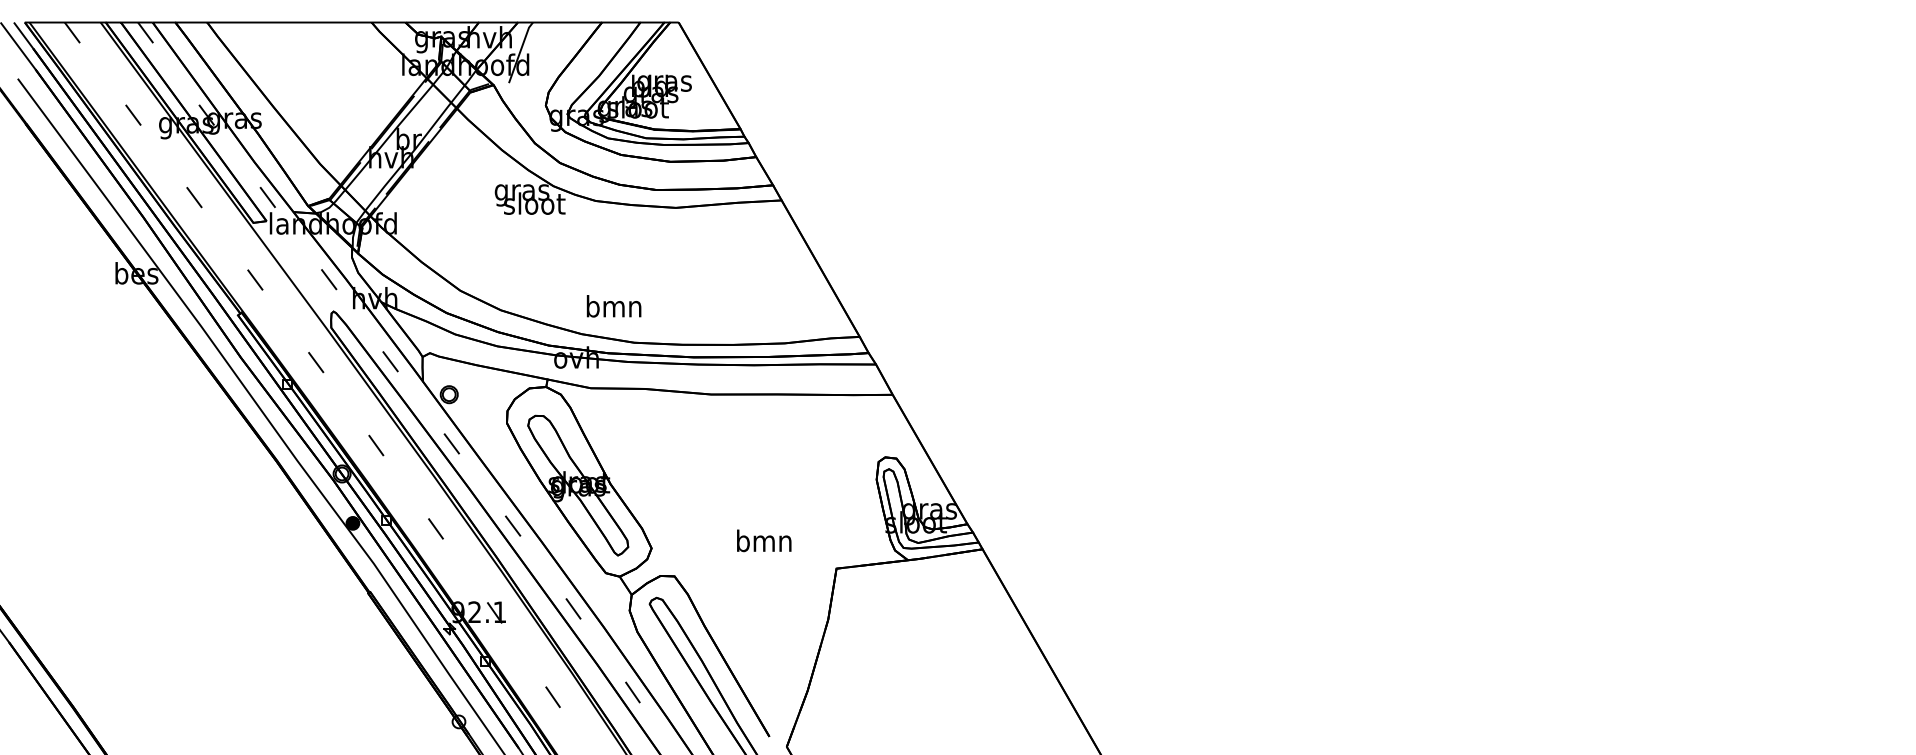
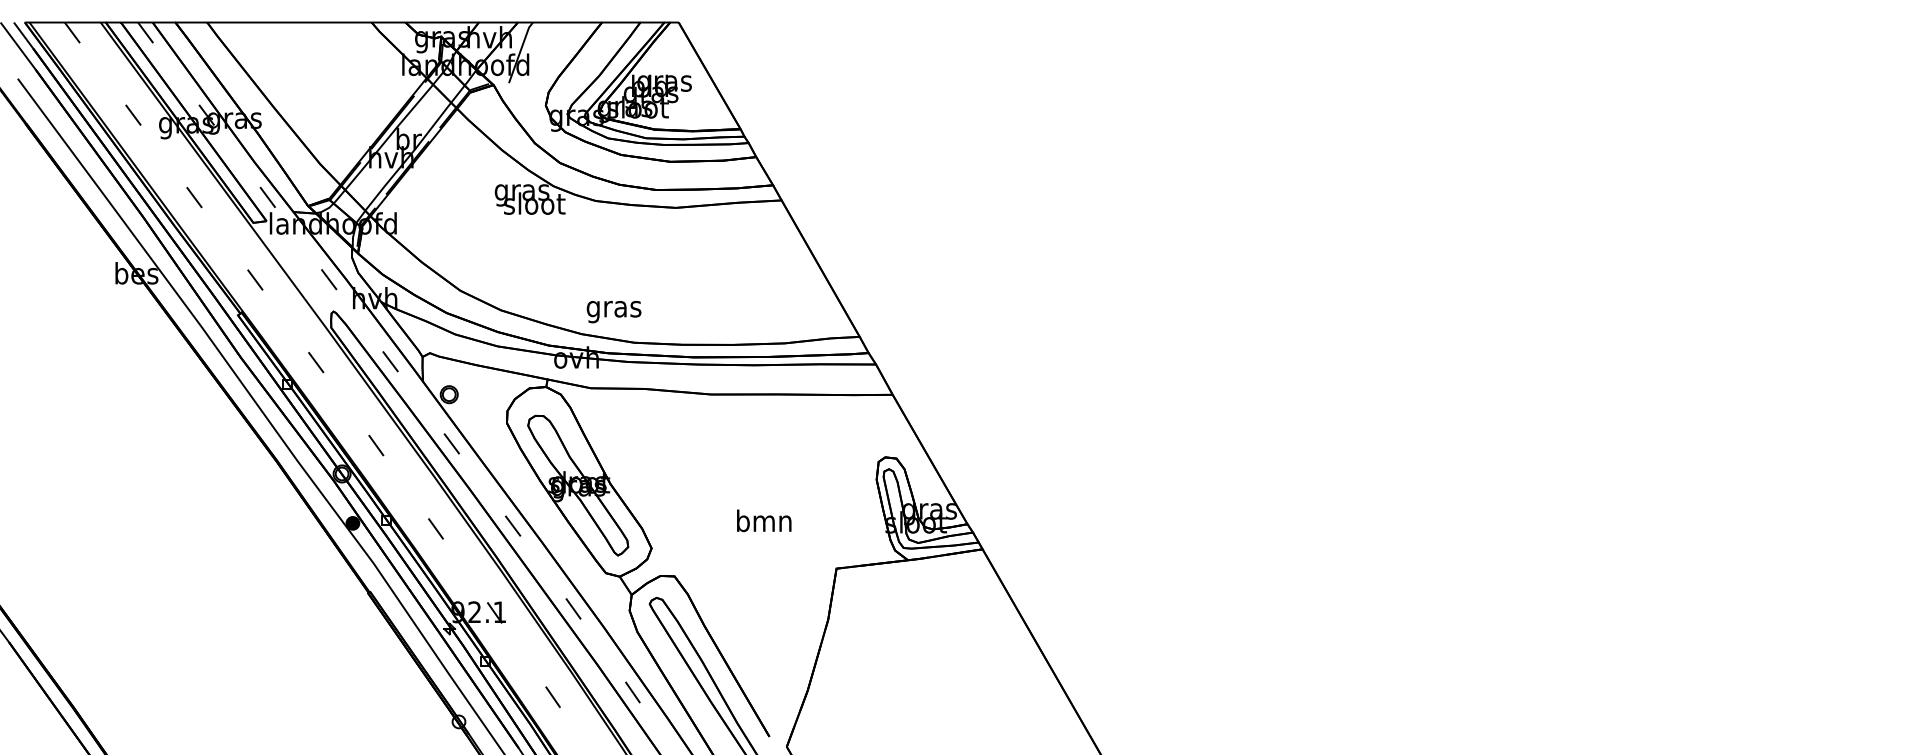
text: bmn -> gras (613, 309)
text position: (764, 540) -> (764, 520) (764, 520)
